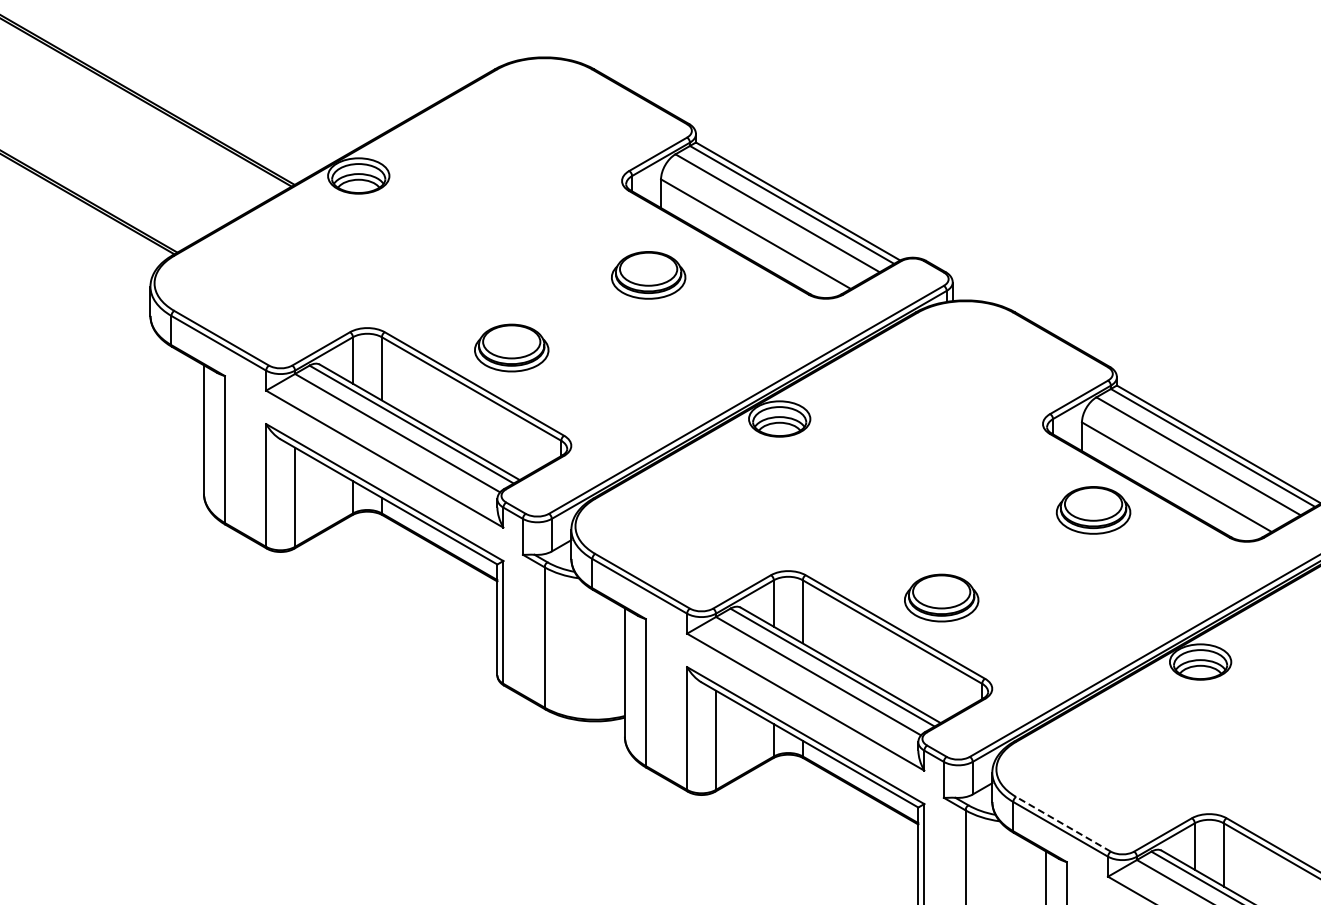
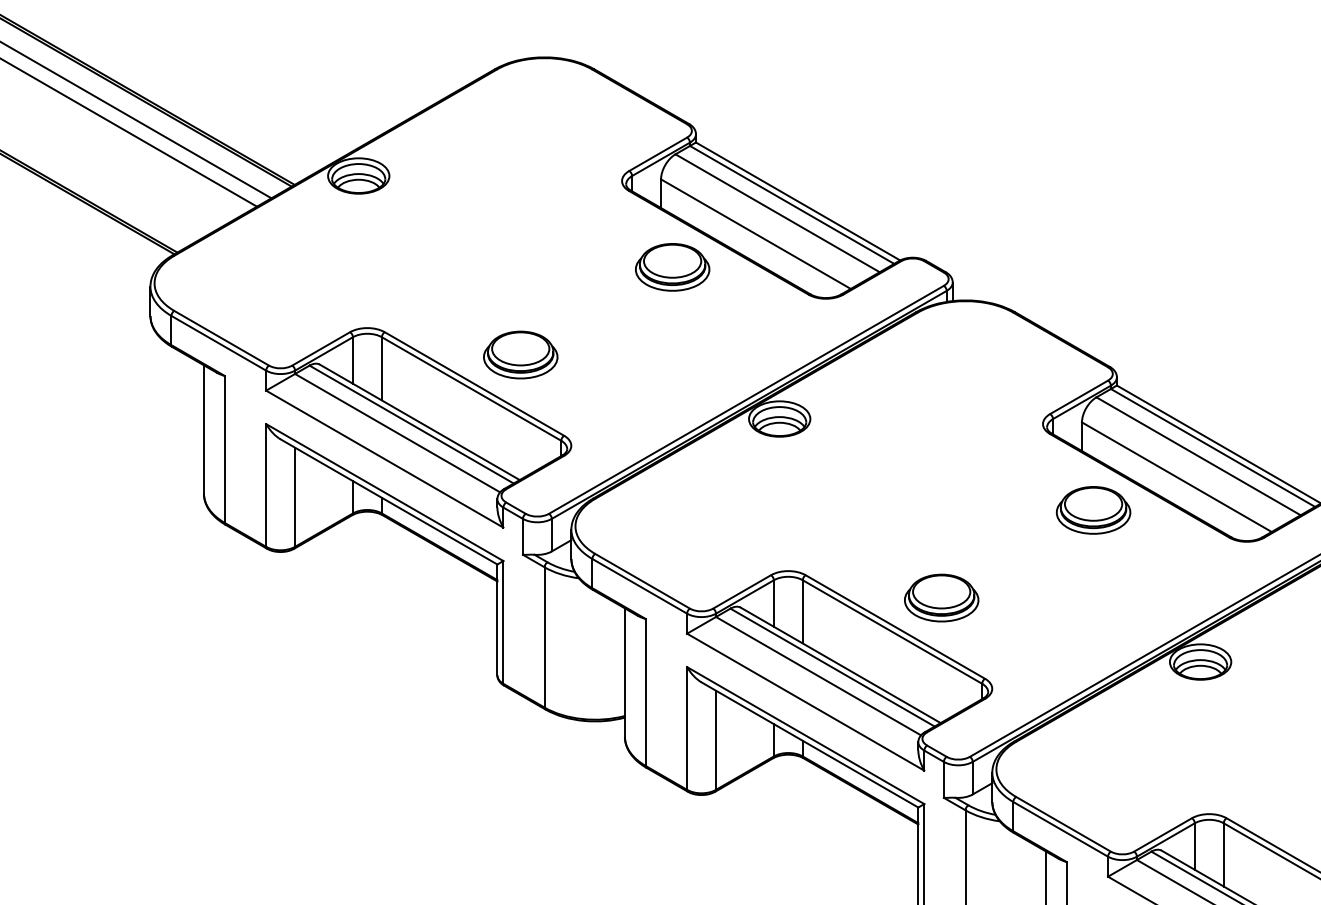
line: none -> present (136, 120)
line: none -> present (129, 132)
part position: (648, 275) -> (672, 267) (672, 267)
part position: (511, 347) -> (520, 354) (520, 354)
line: dashed -> solid (1063, 824)
